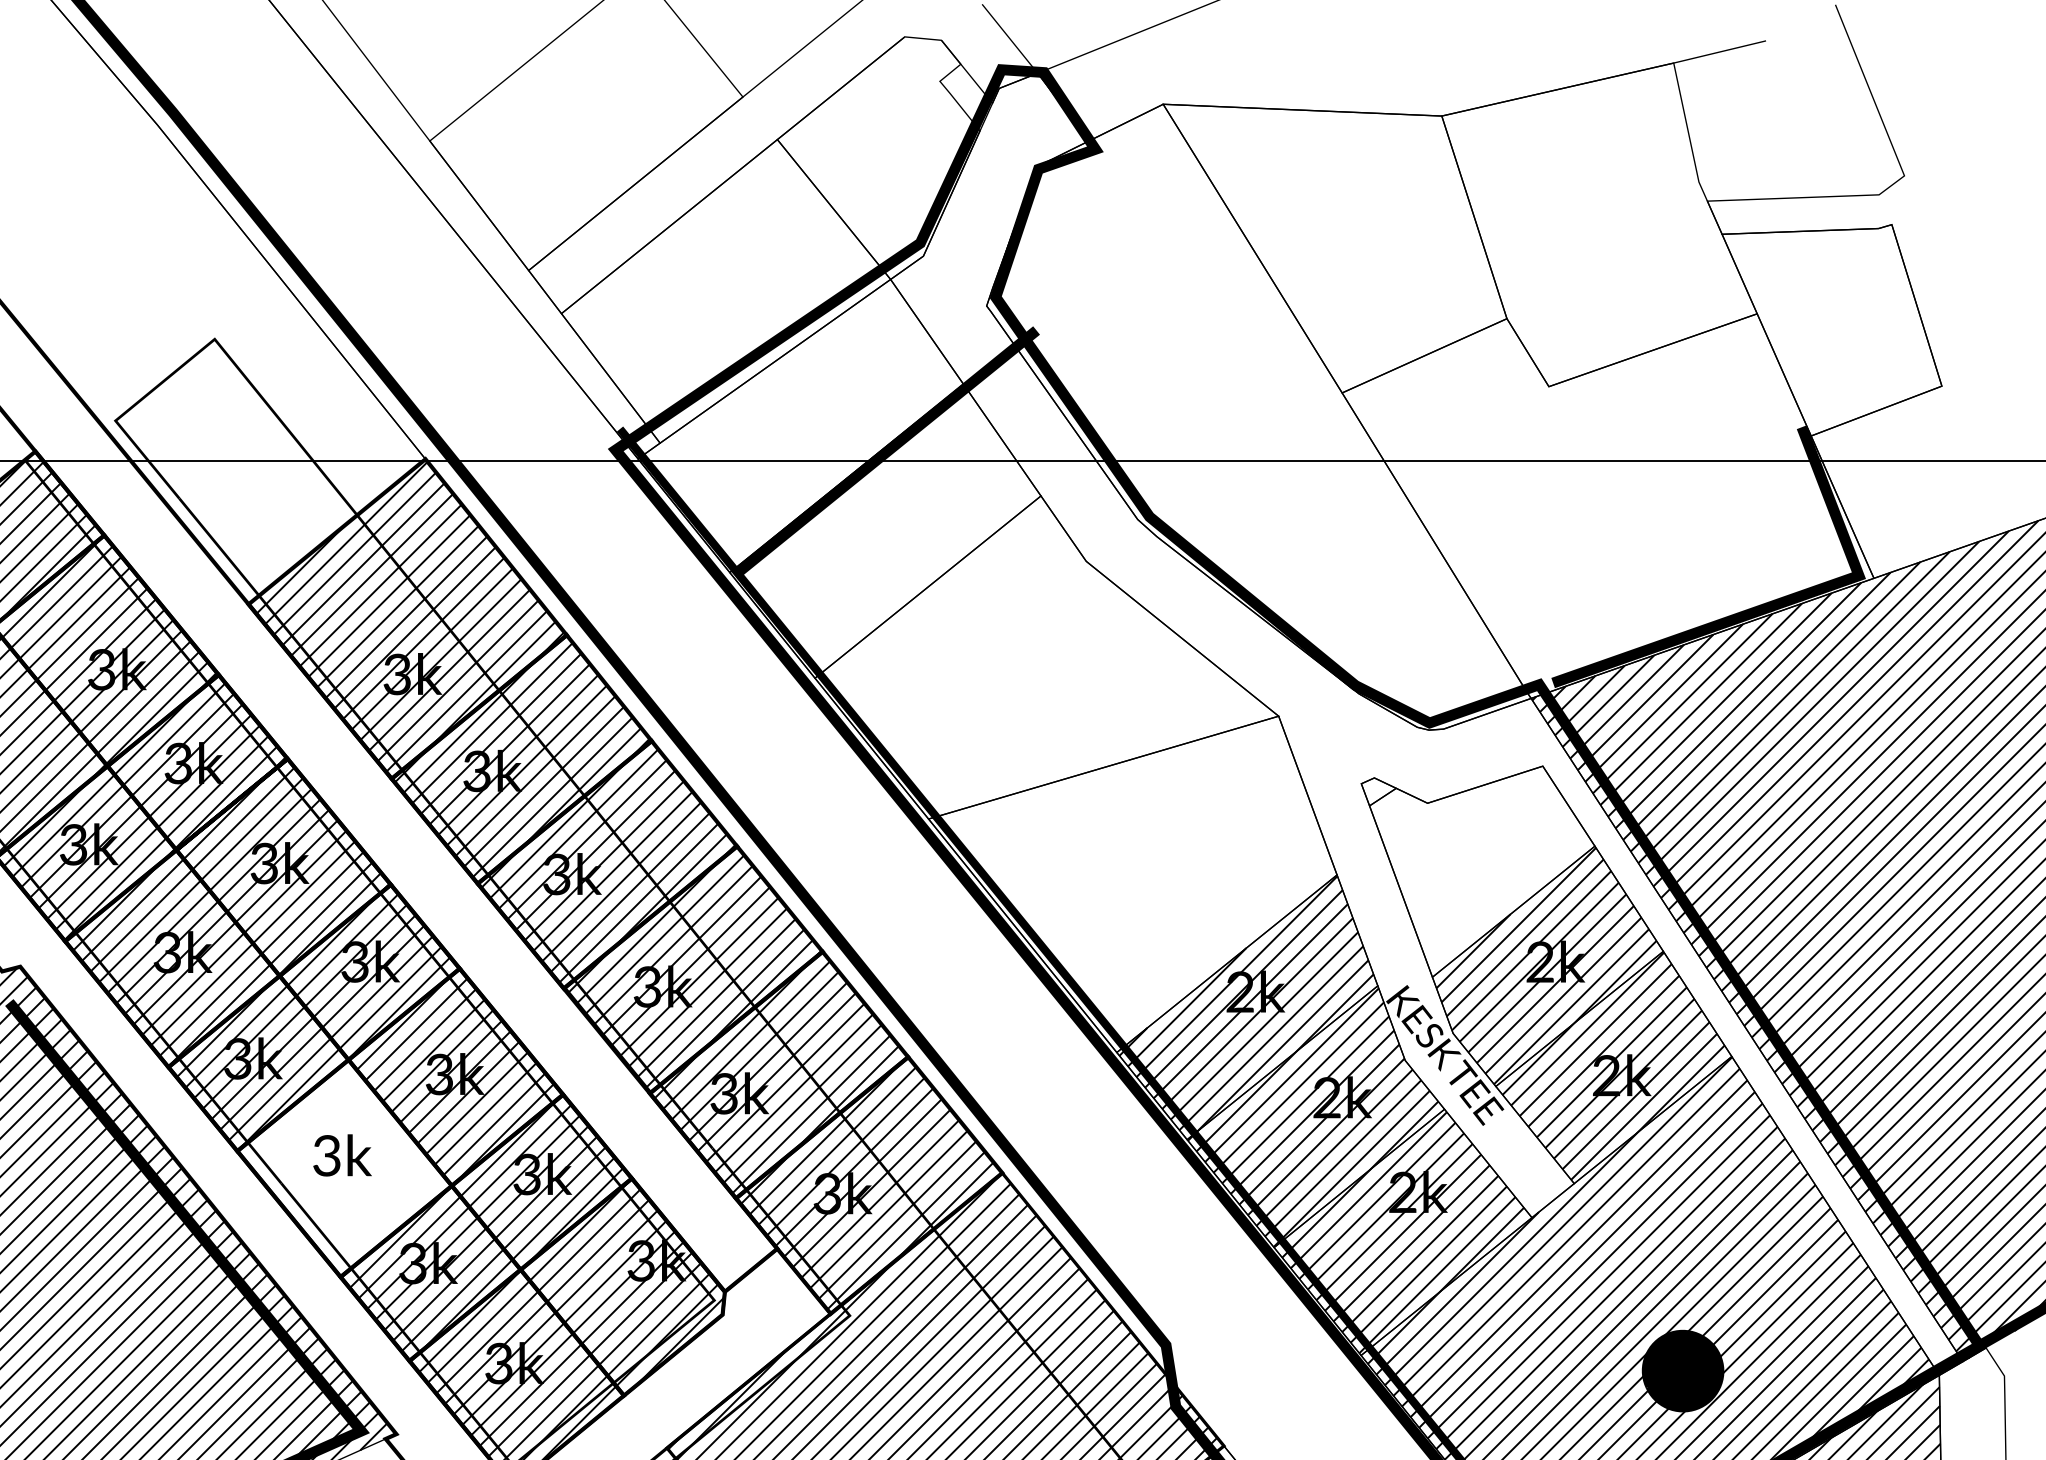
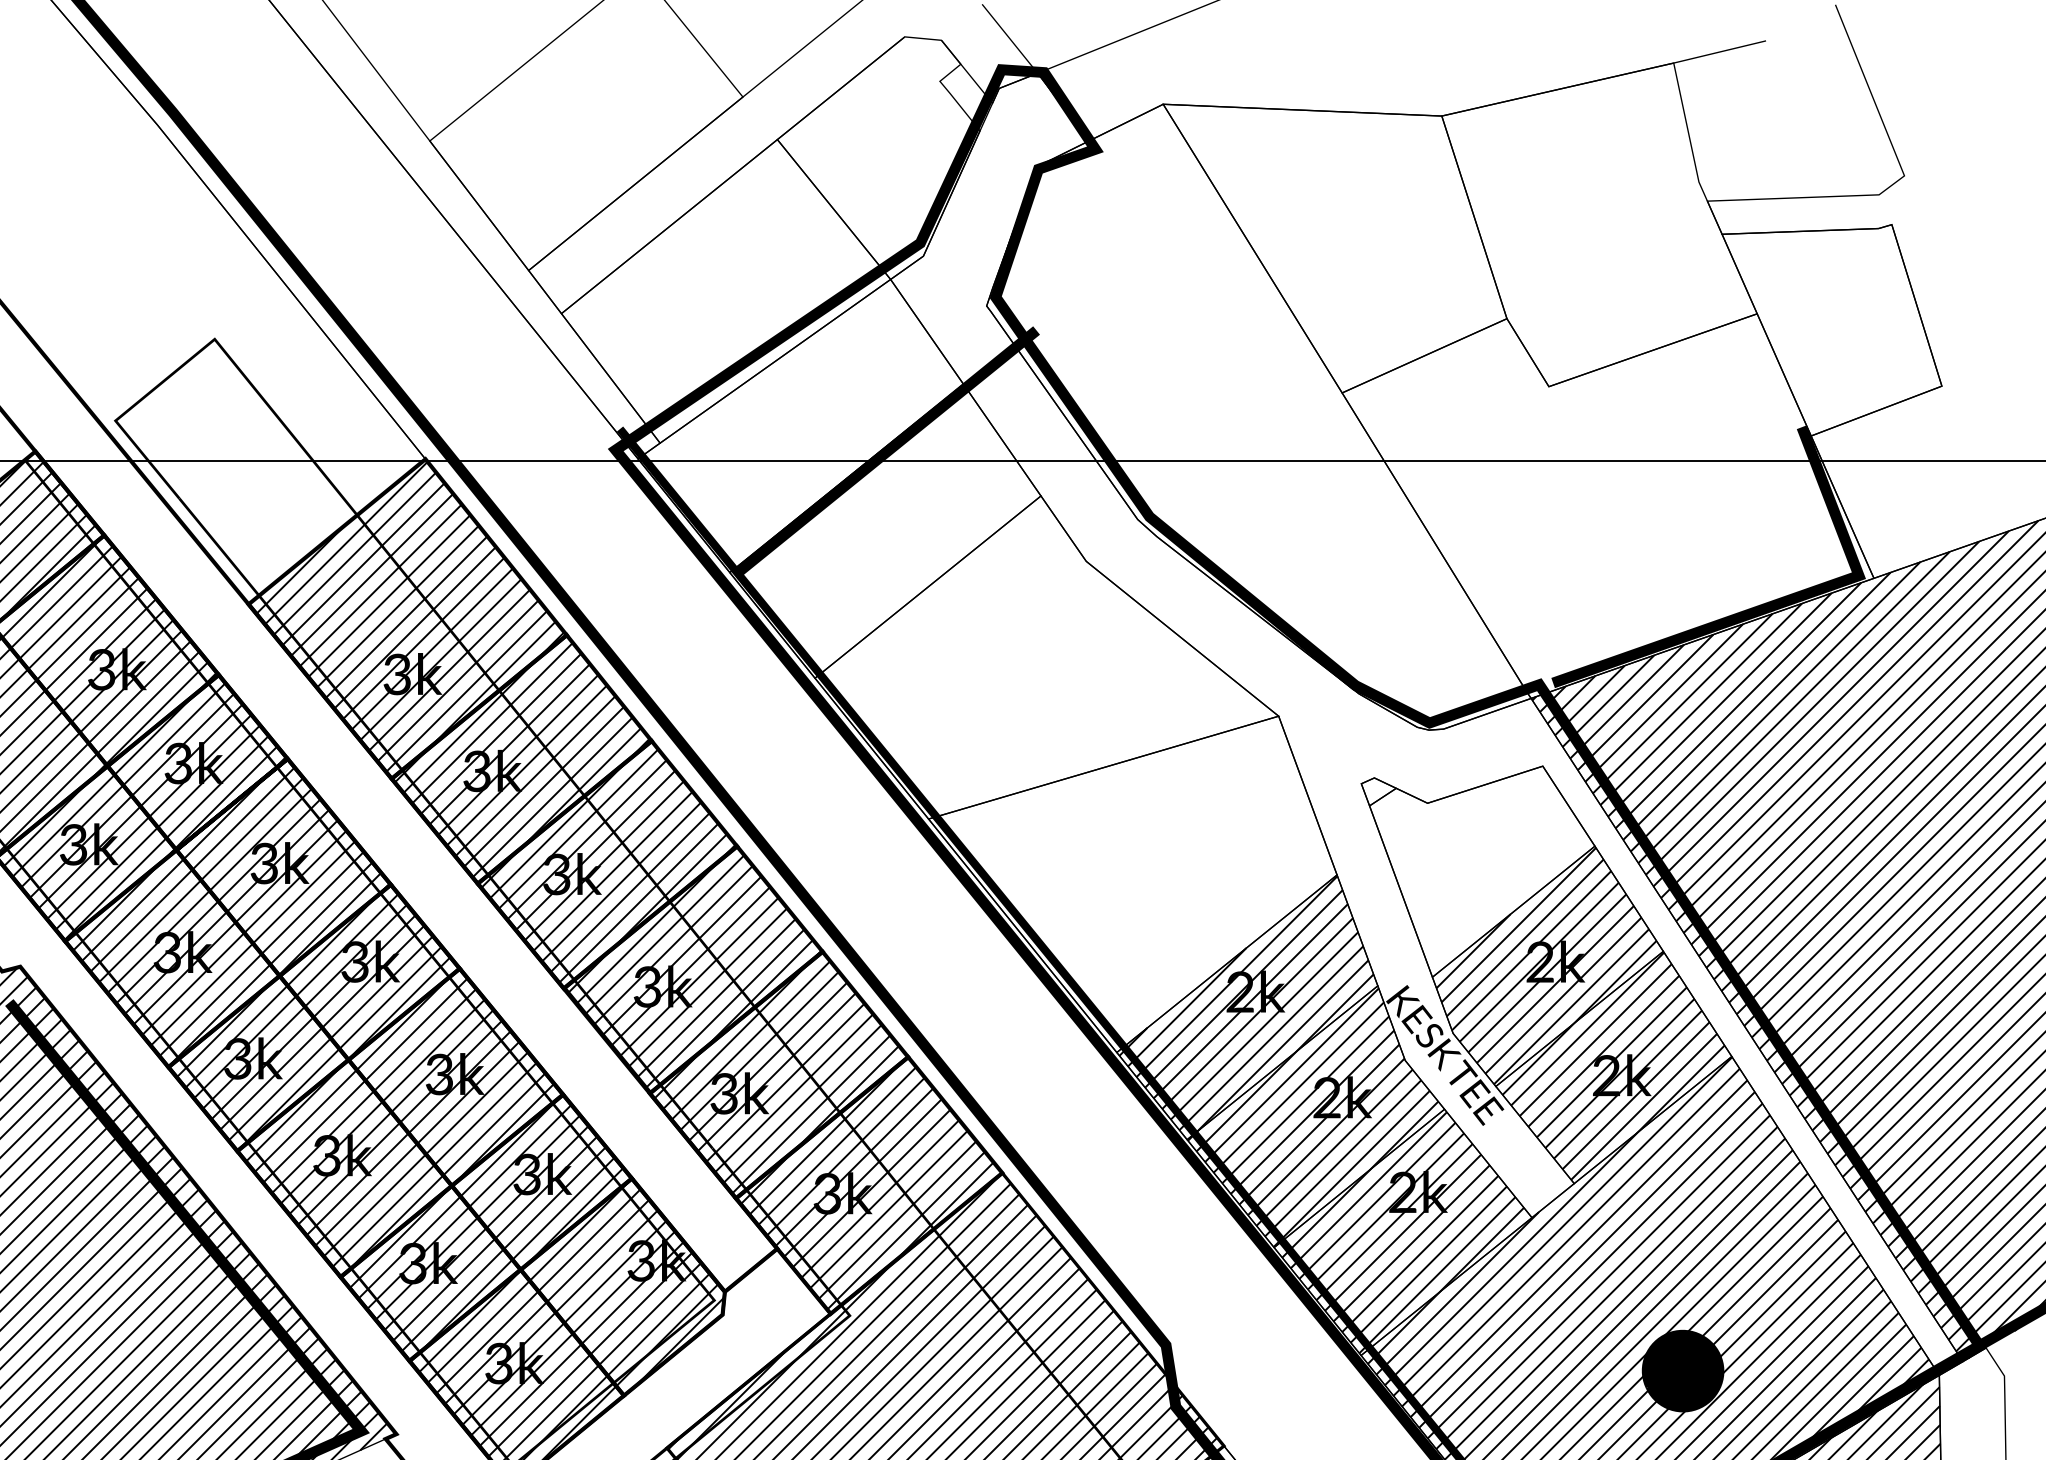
hatch: none -> present (348, 1167)
